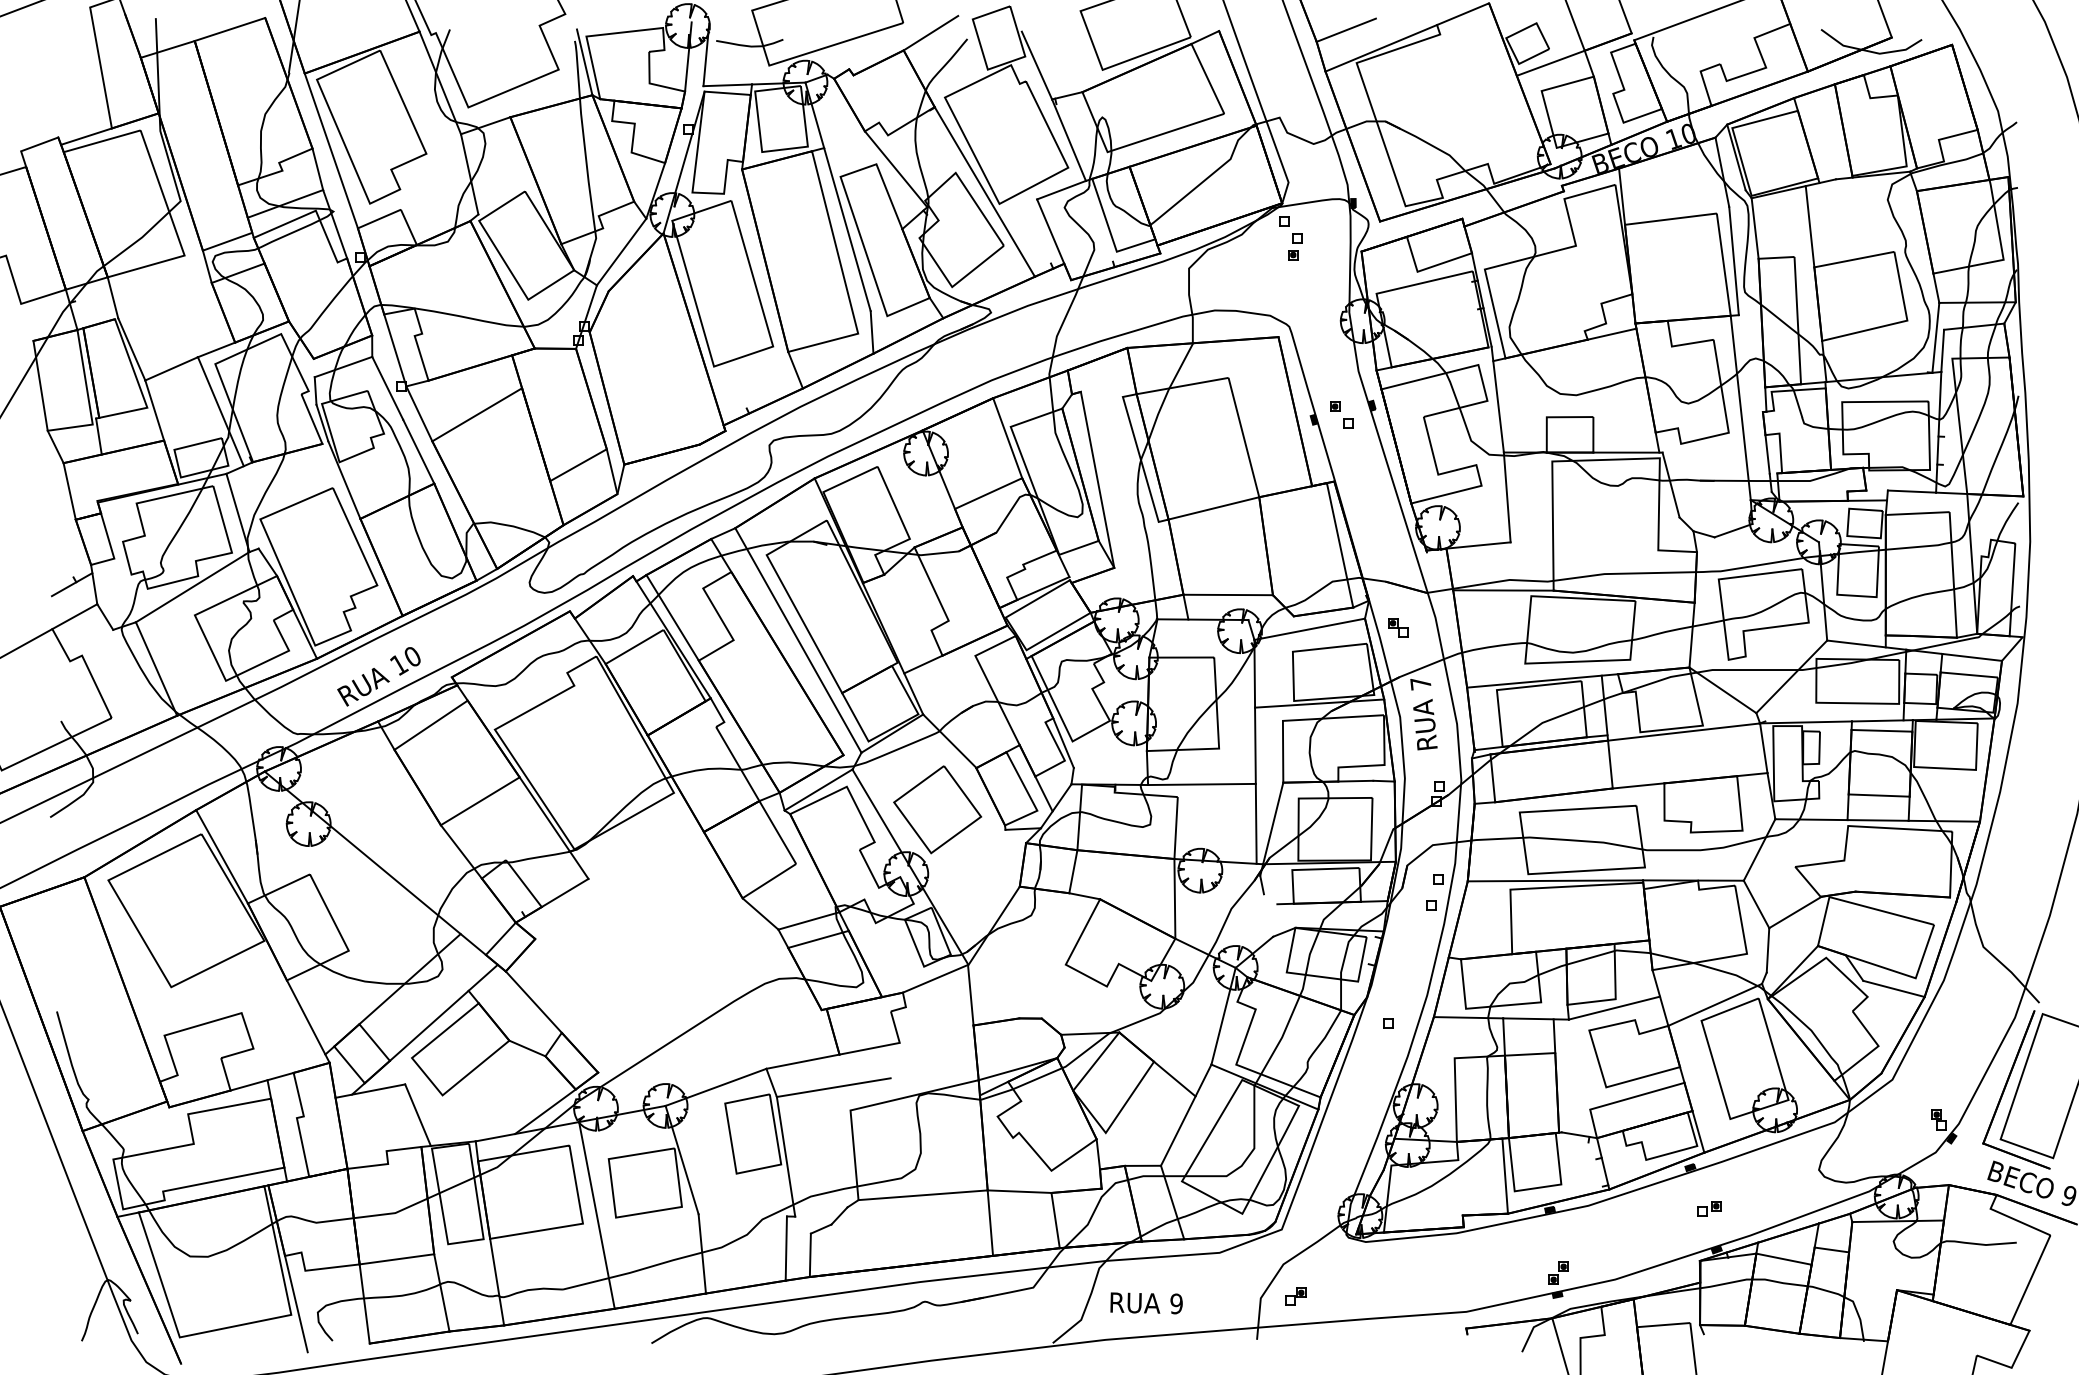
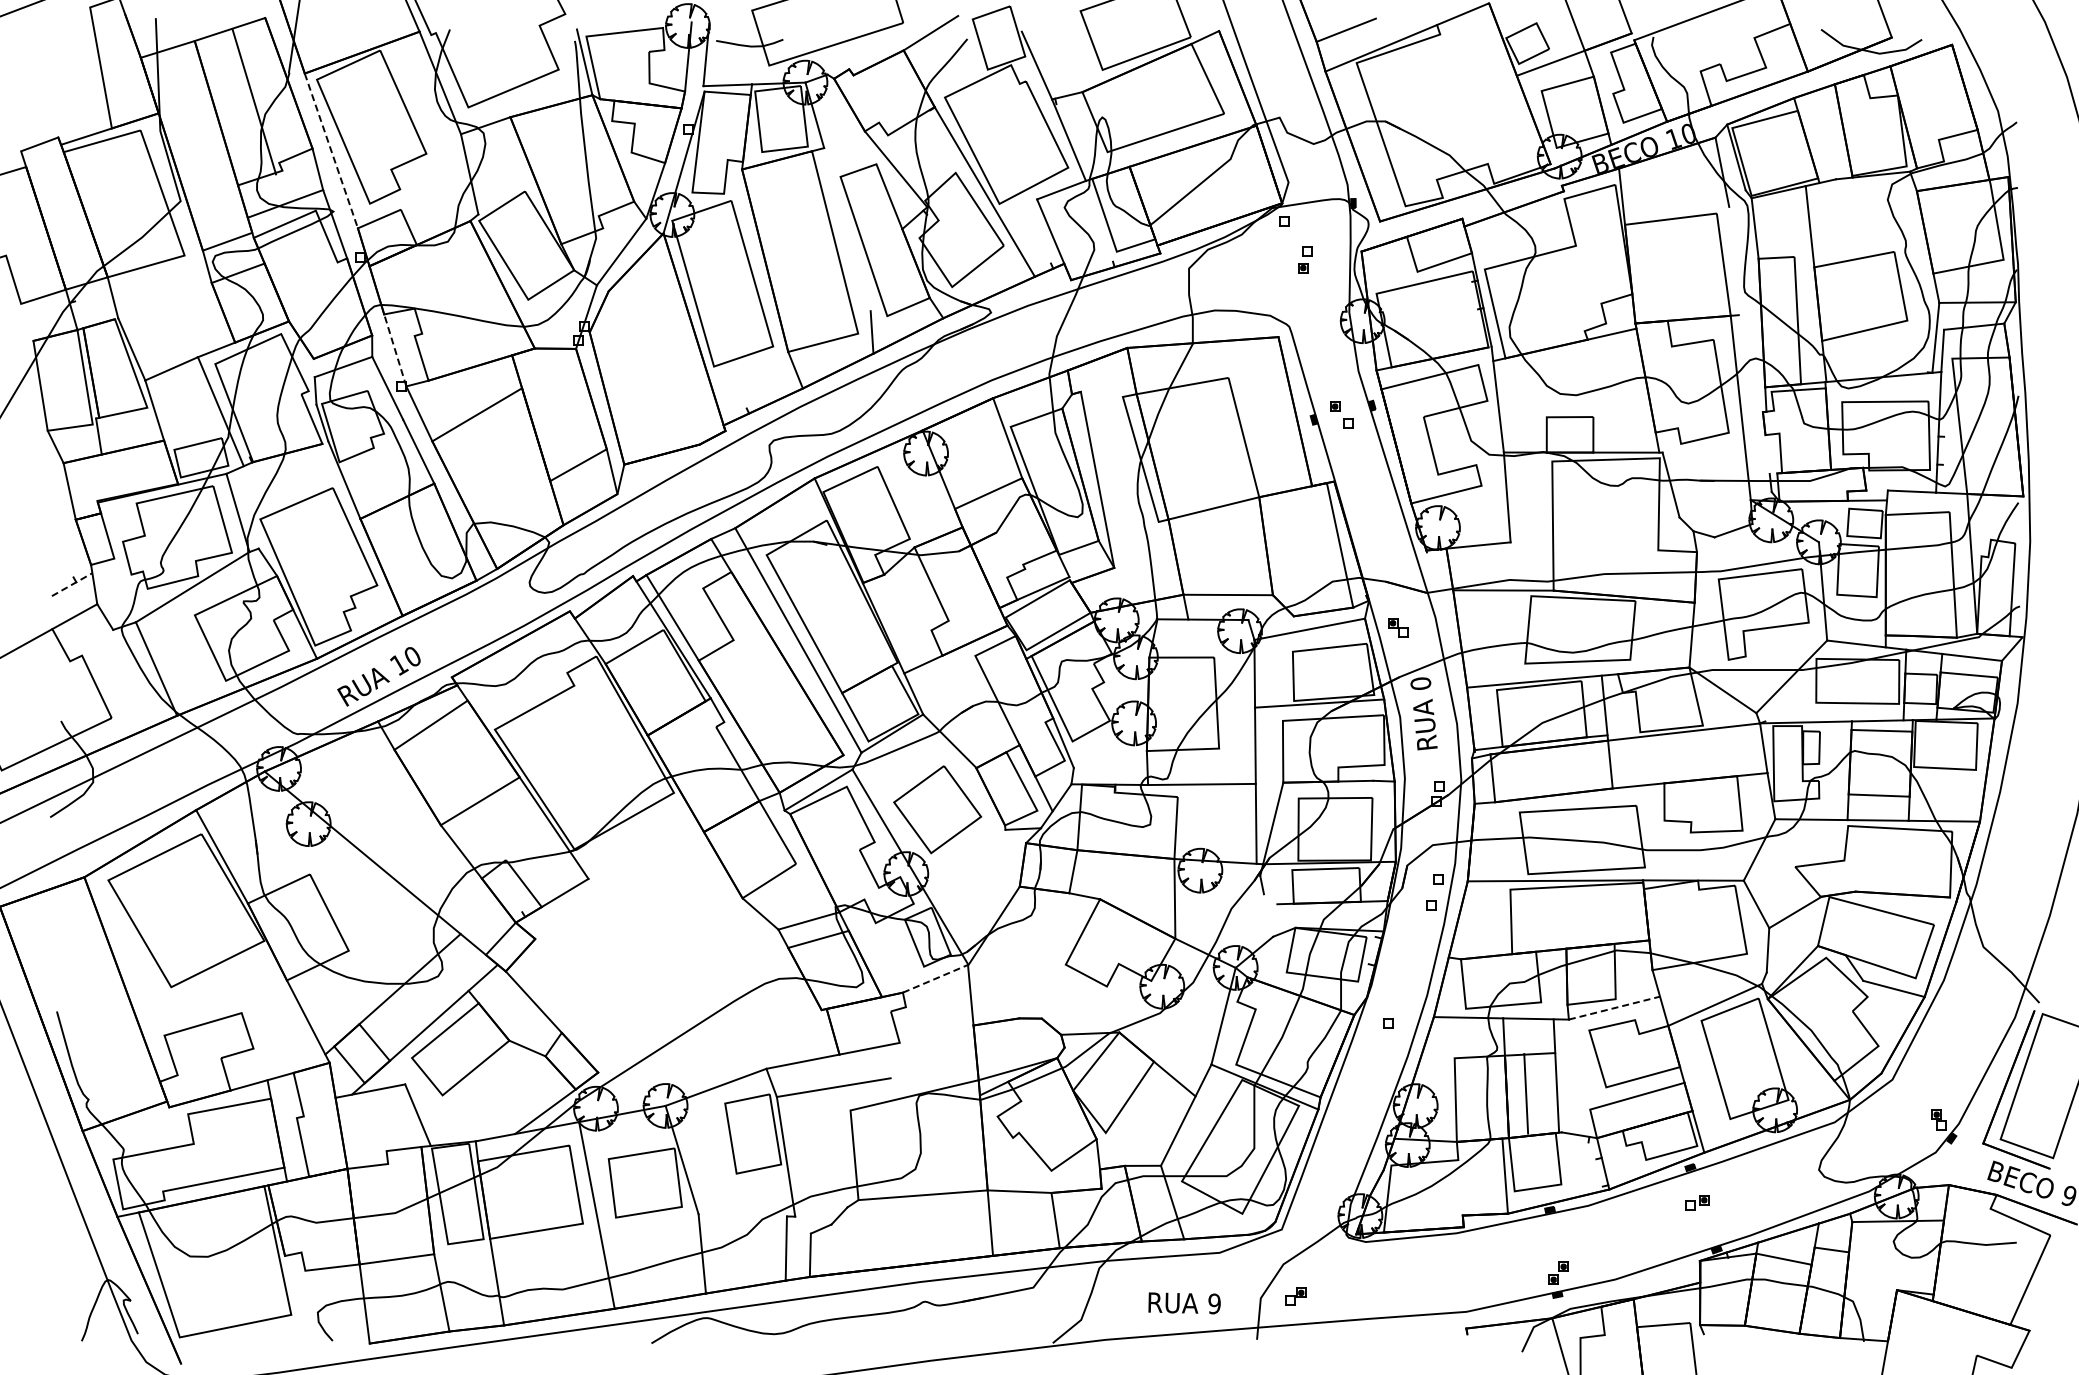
line position: (216, 113) -> (254, 102) (254, 102)
line: solid -> dashed (331, 150)
line: present -> none (847, 229)
part position: (1295, 246) -> (1305, 259) (1305, 259)
line: present -> none (1733, 260)
line: solid -> dashed (395, 350)
line: present -> none (1767, 454)
line: solid -> dashed (72, 584)
text: 7 -> 0 (1420, 683)
line: solid -> dashed (935, 978)
line: solid -> dashed (1614, 1008)
line position: (1557, 1092) -> (1526, 1093) (1526, 1093)
part position: (1709, 1208) -> (1697, 1202) (1697, 1202)
line: present -> none (296, 1303)
text position: (1146, 1303) -> (1184, 1303) (1184, 1303)
